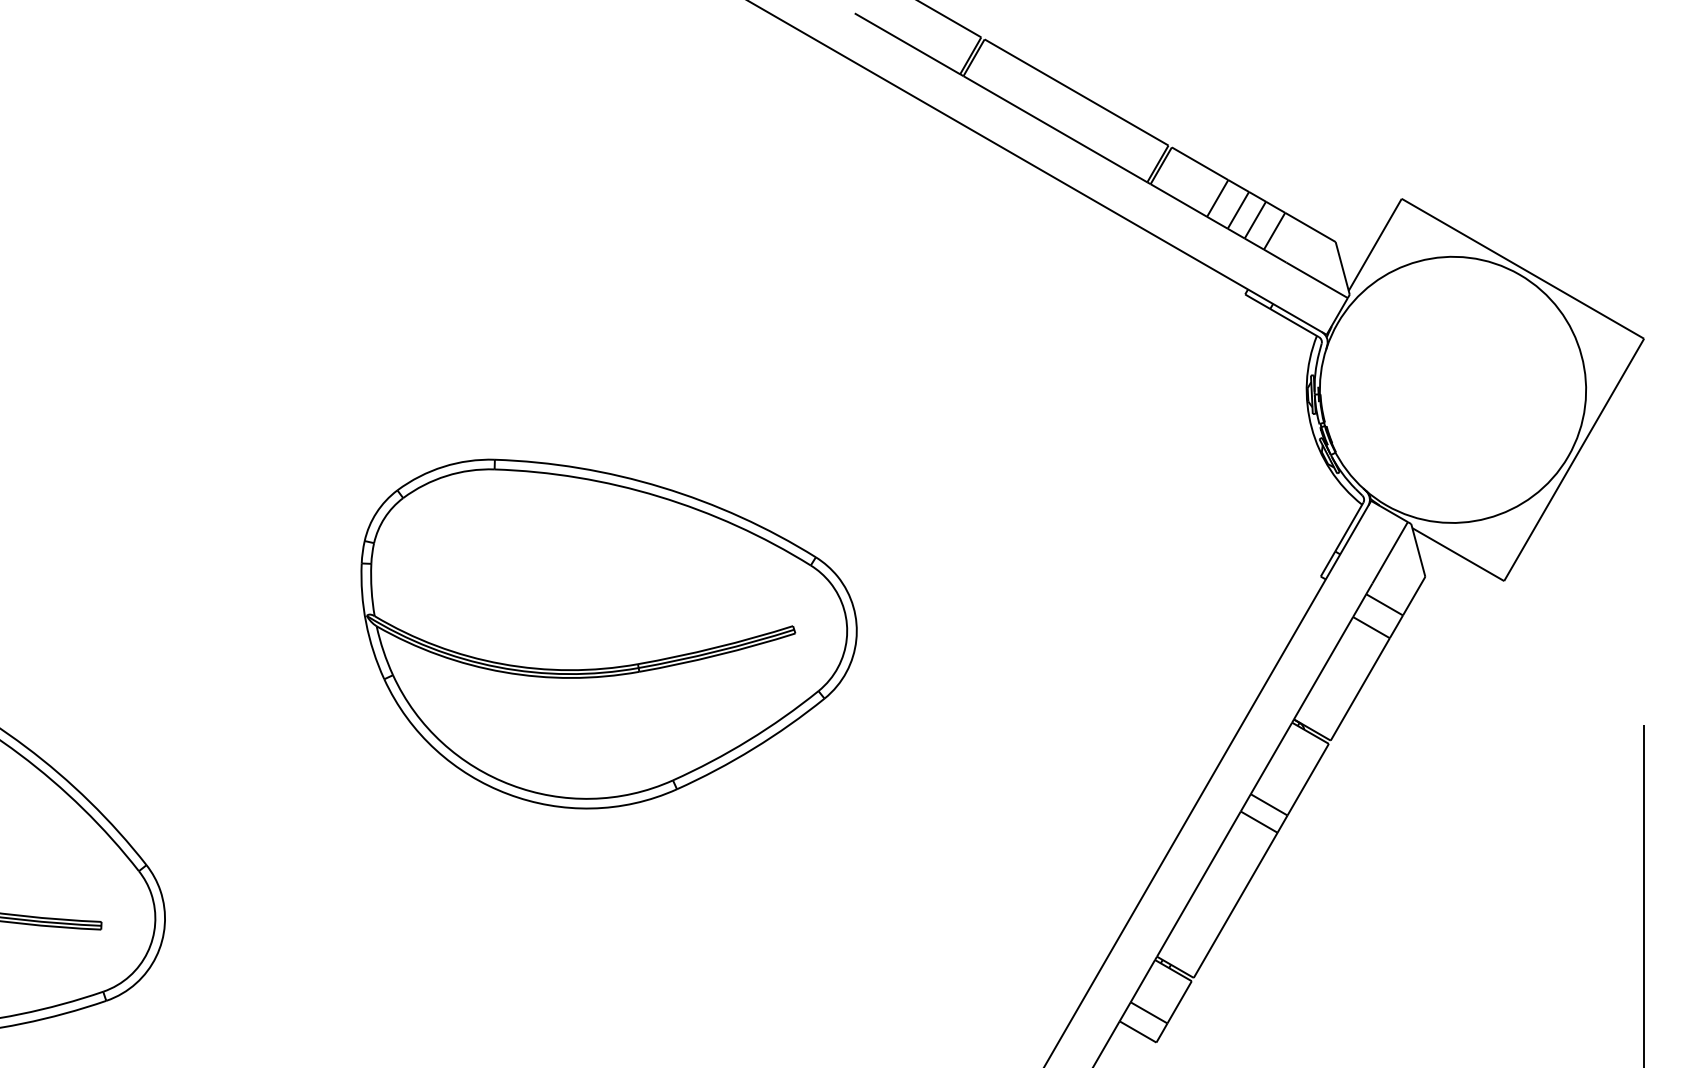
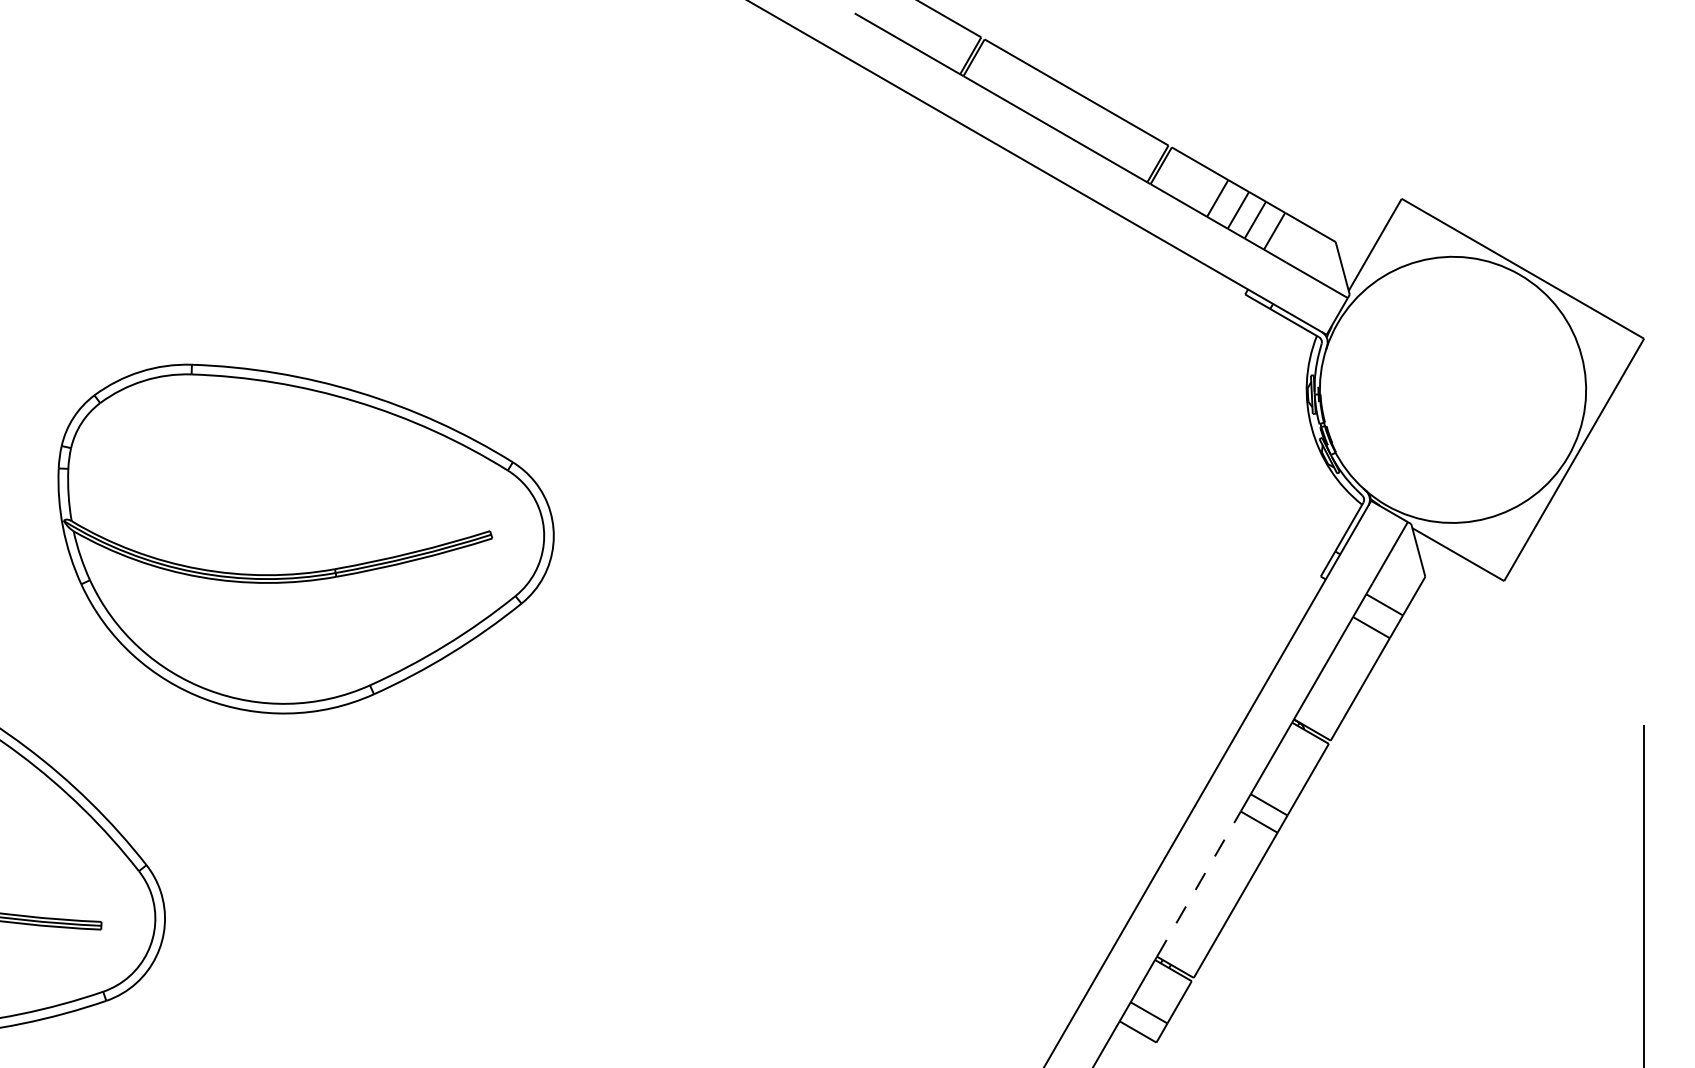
part position: (608, 633) -> (305, 538) (305, 538)
line: solid -> dashed (1198, 884)
